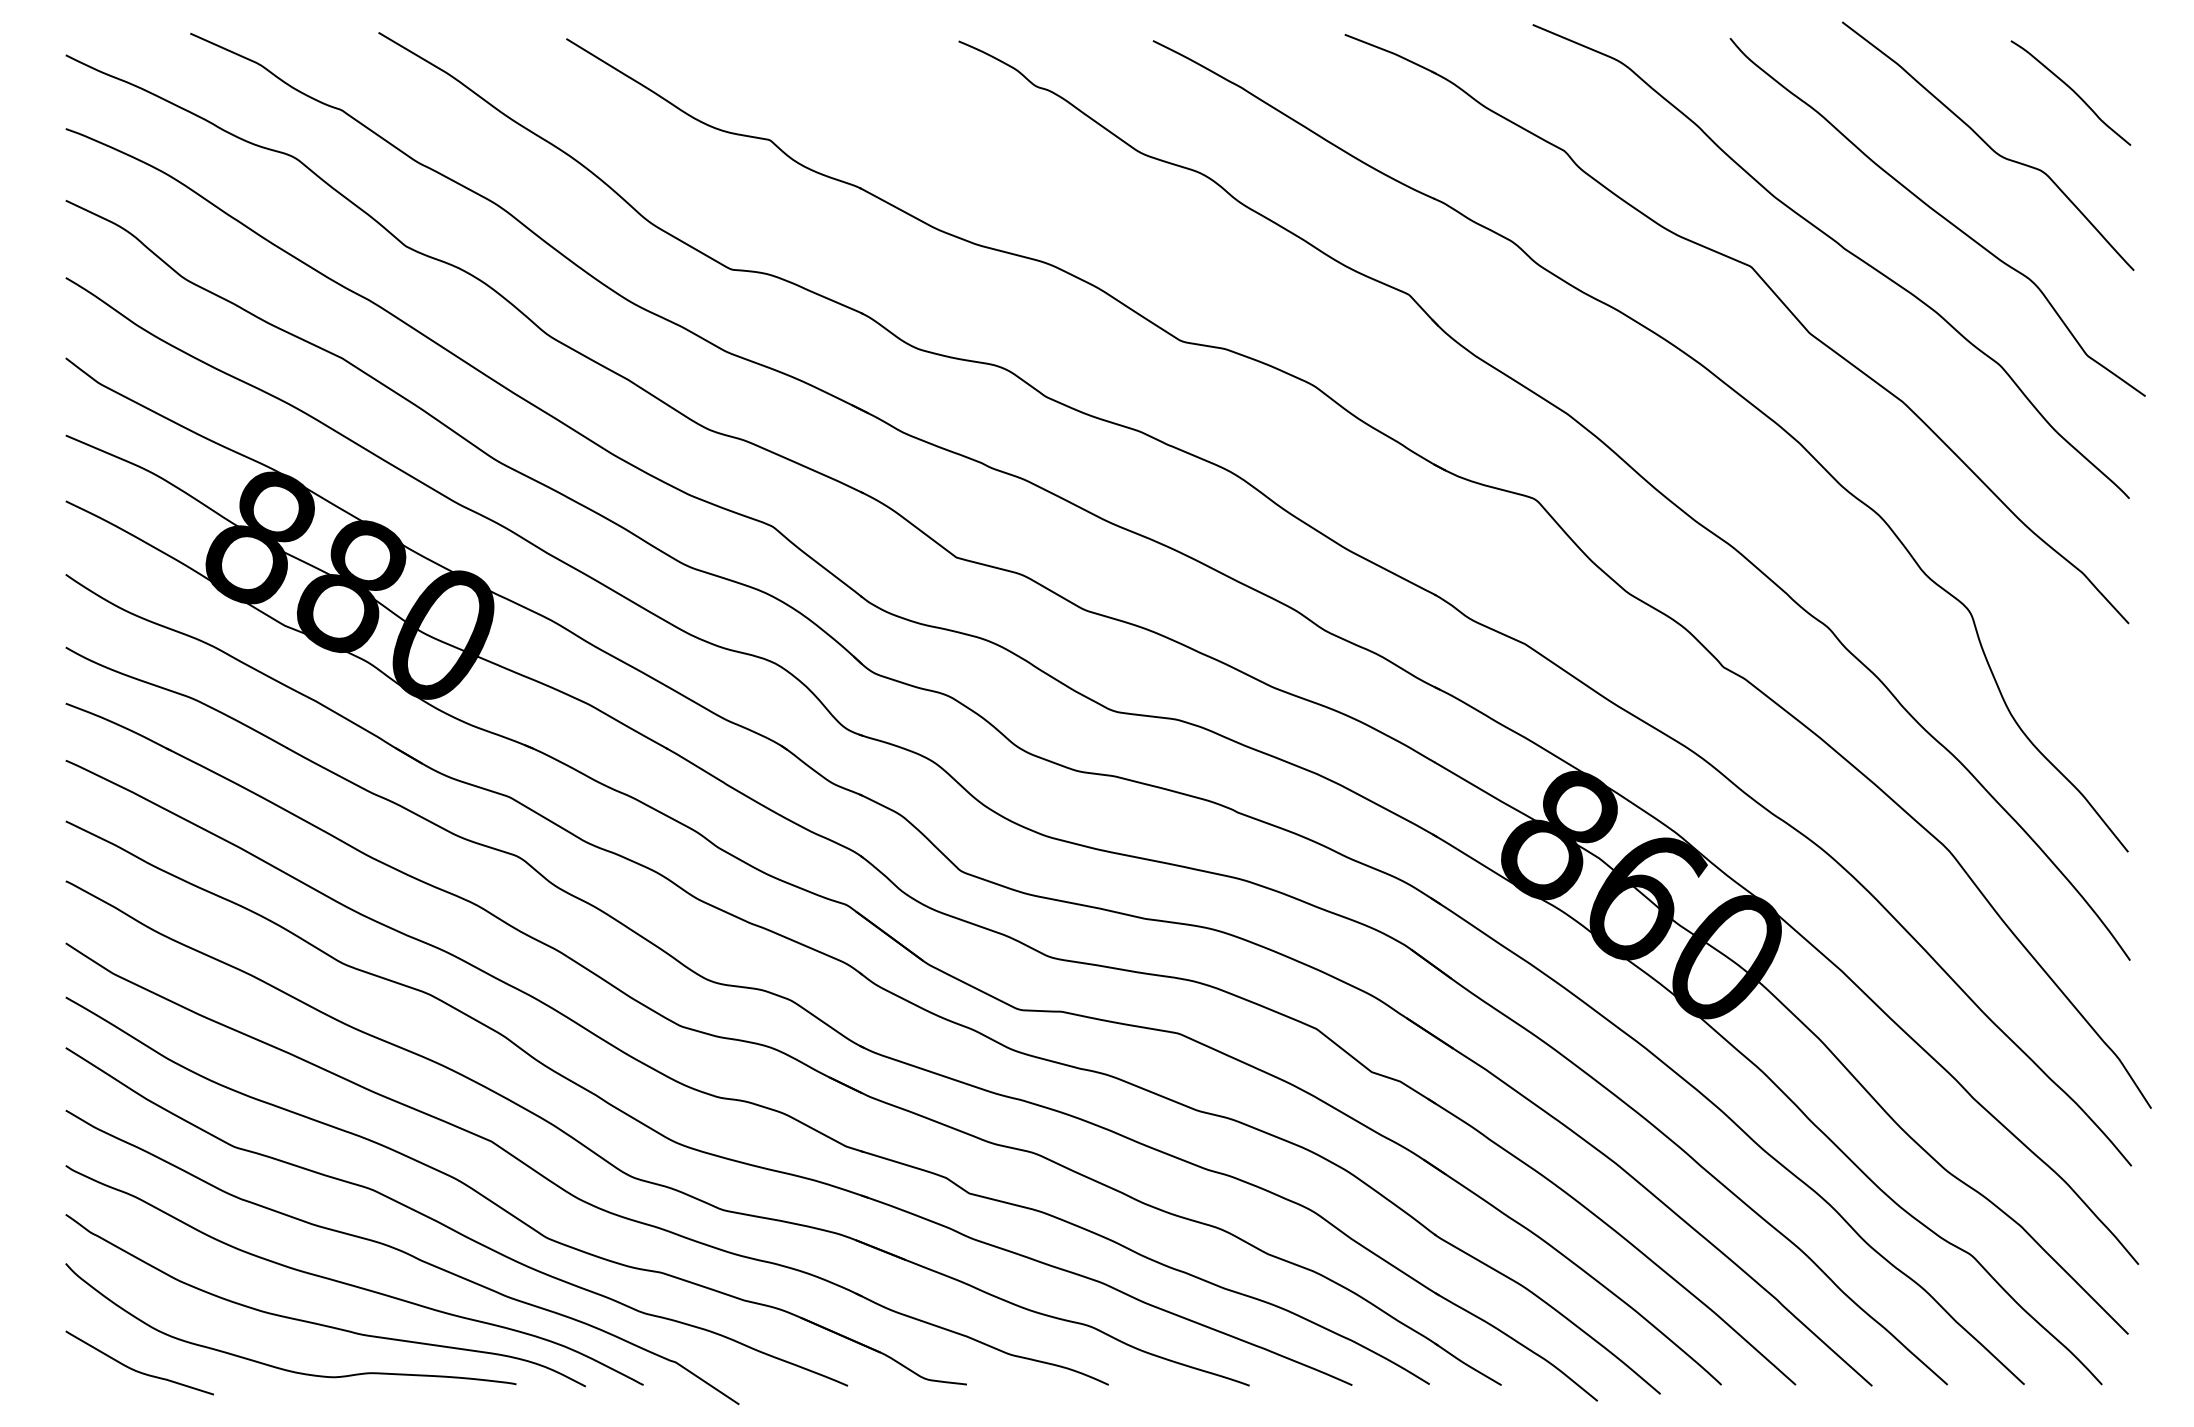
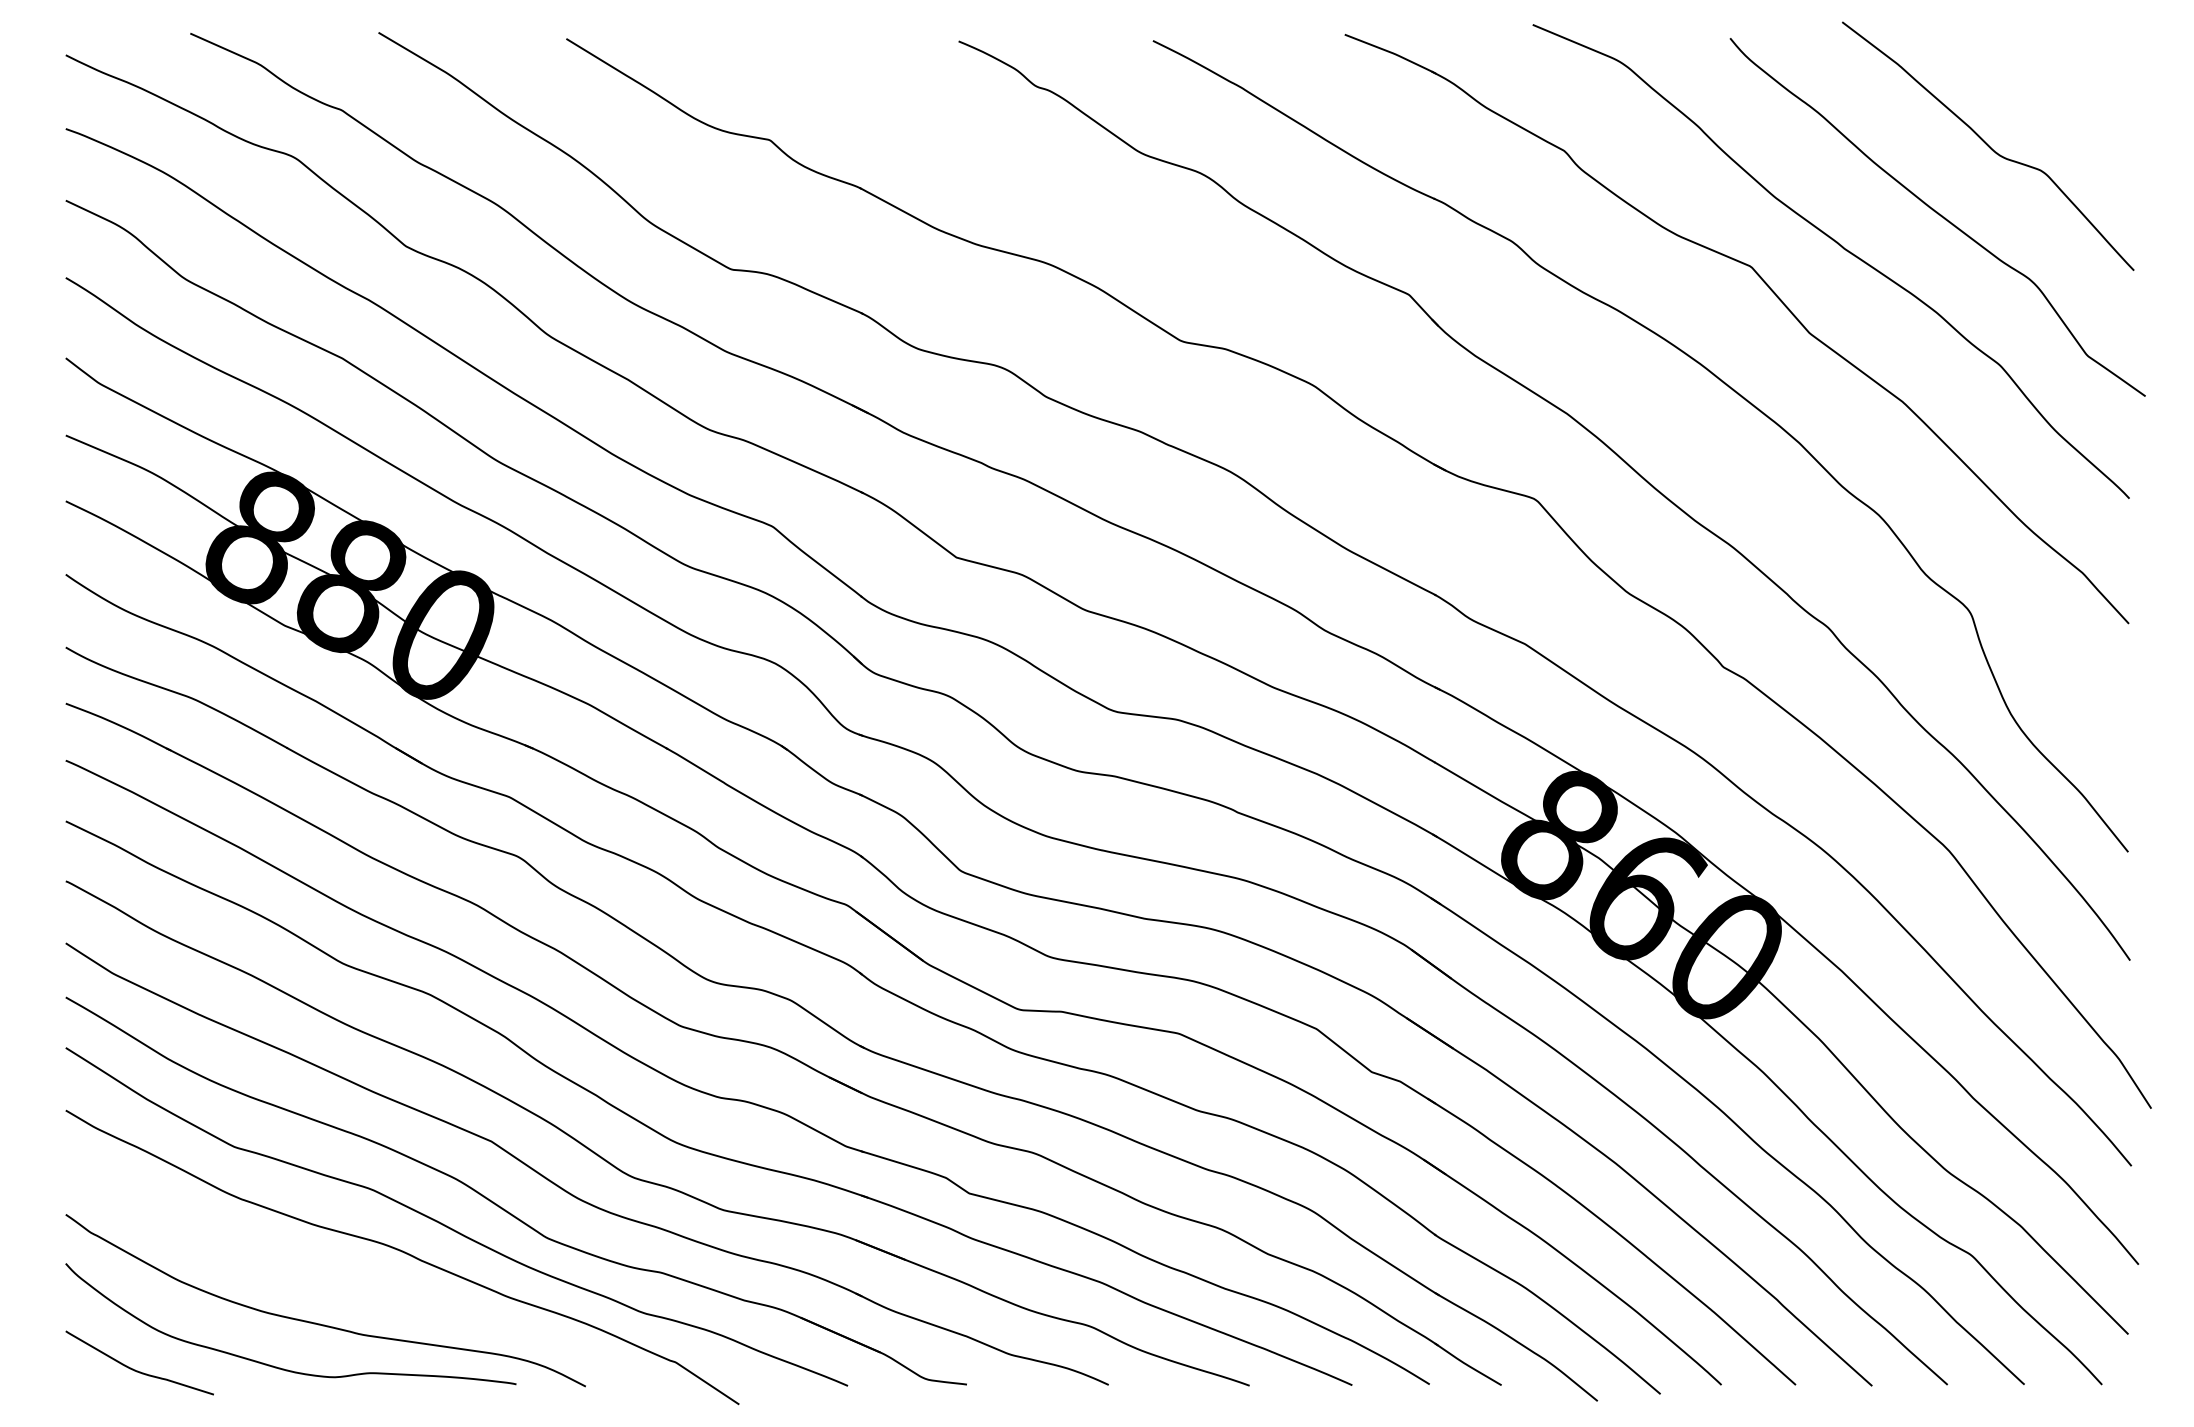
curve: present -> none (2071, 90)
curve: present -> none (353, 1284)
